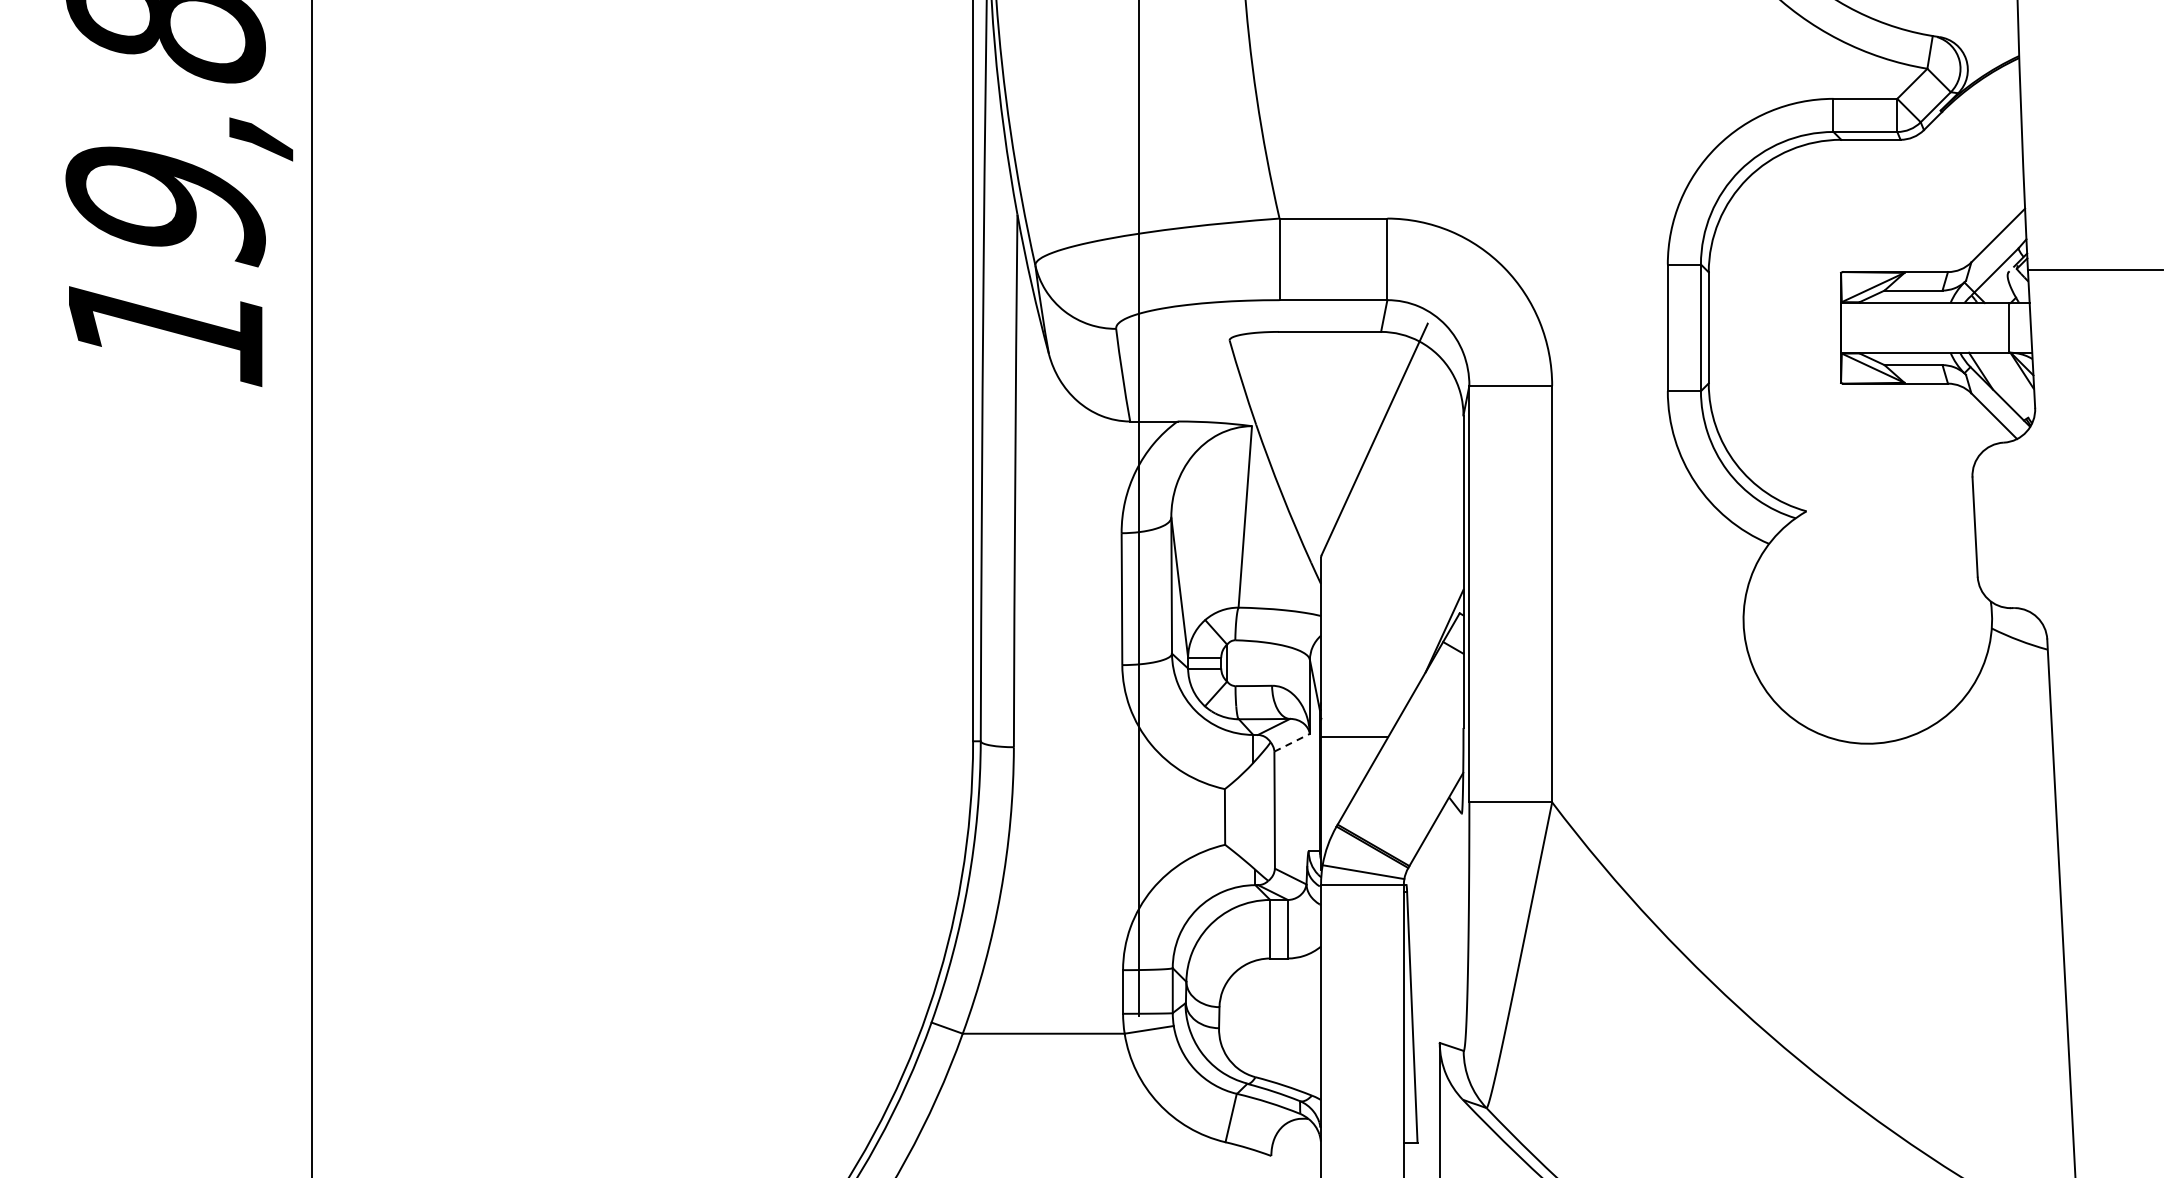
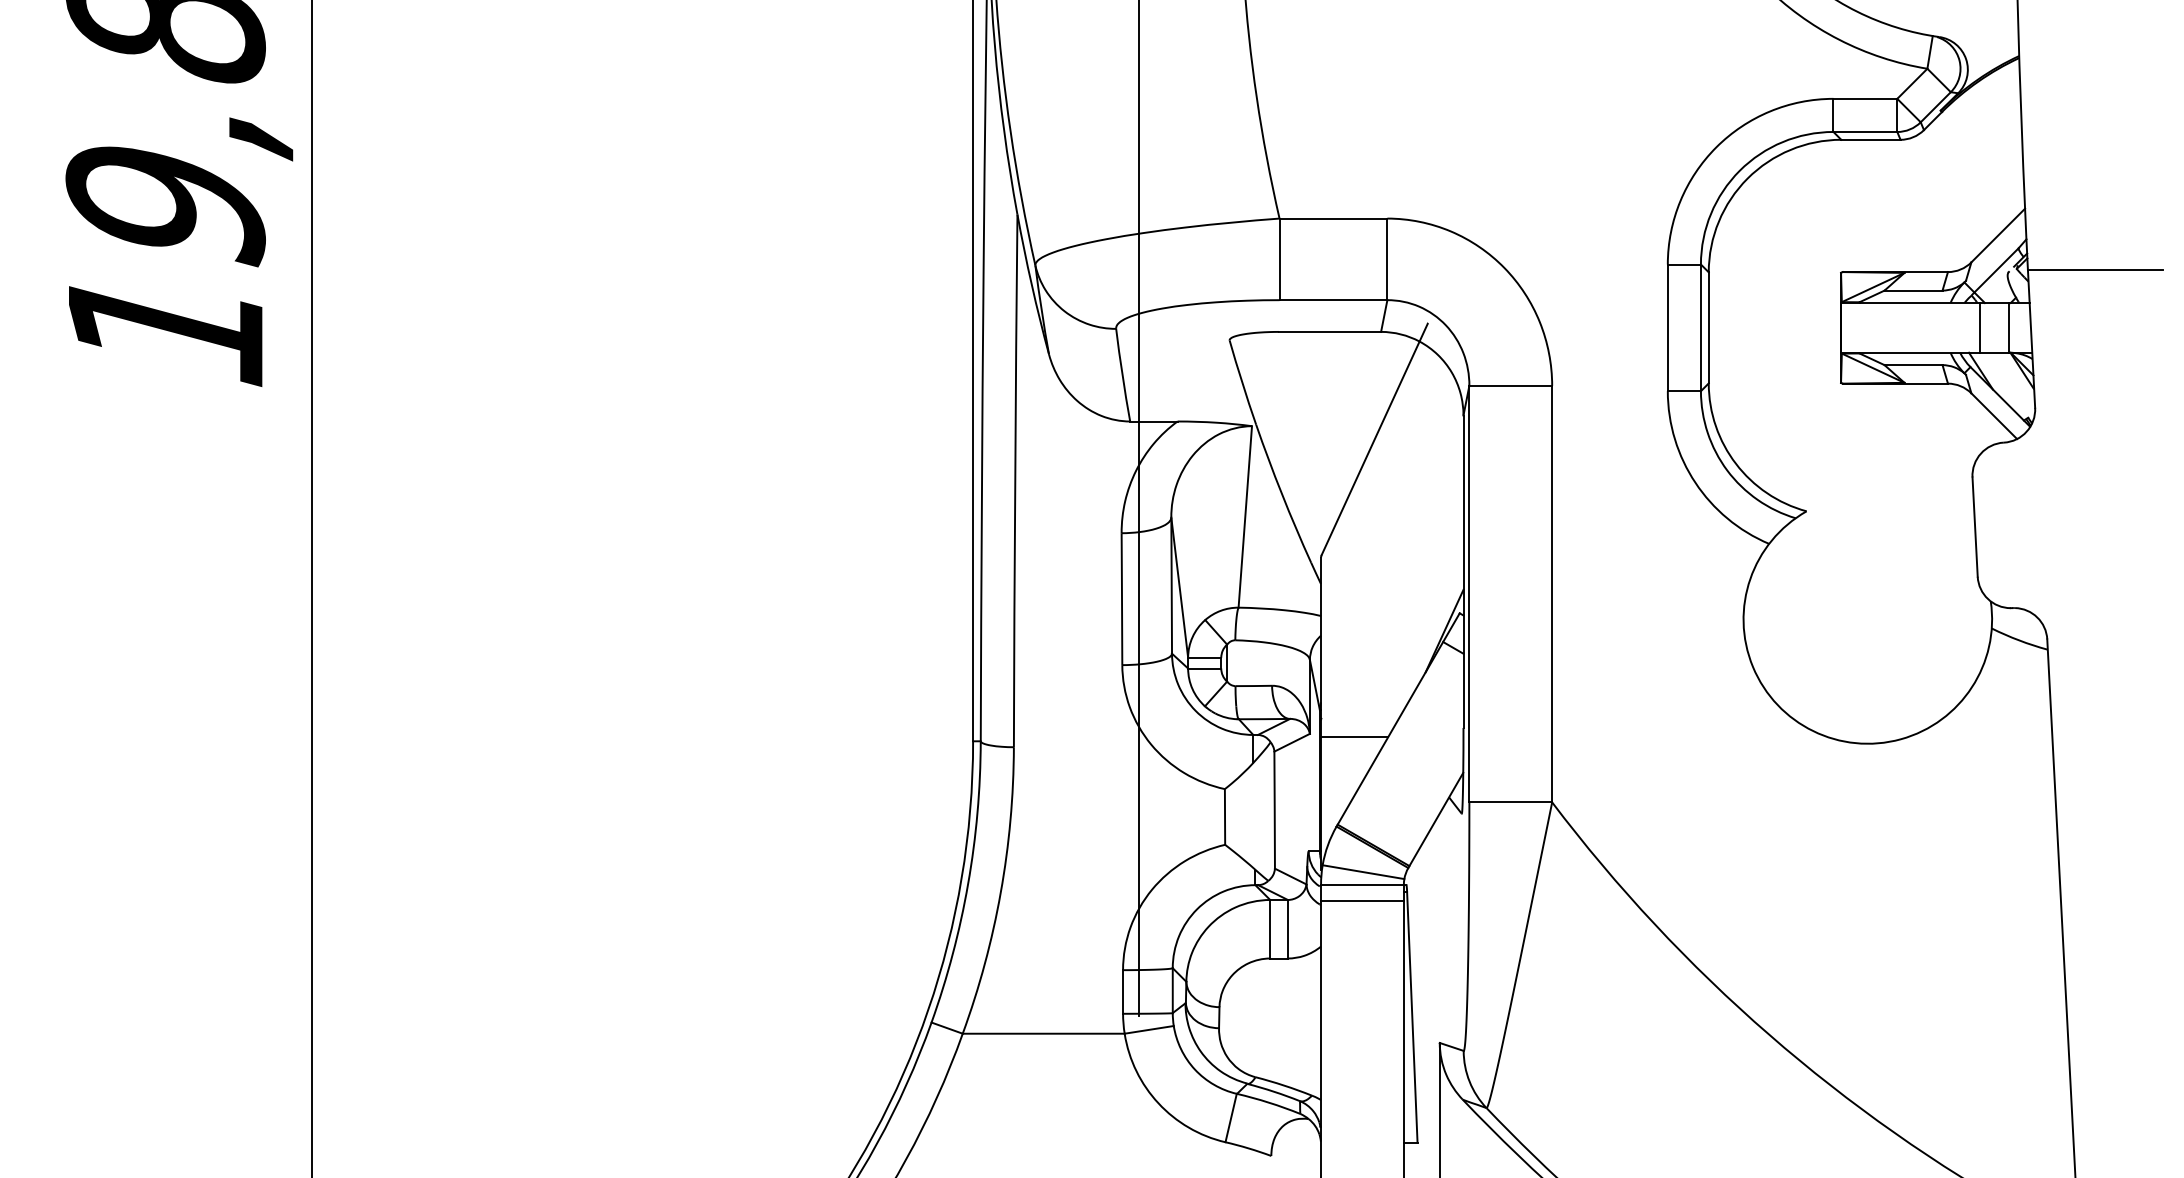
line: none -> present (1979, 327)
line: dashed -> solid (1292, 742)
line: none -> present (1362, 901)
